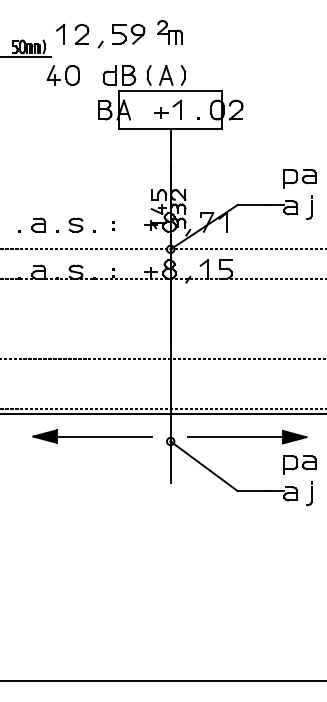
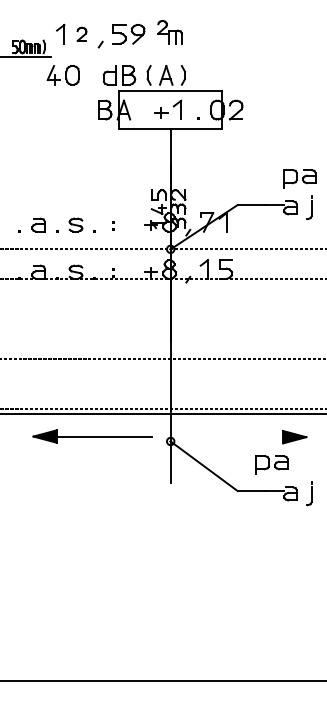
part size: 16x21 px -> 12x16 px (81, 33)
line: present -> none (235, 437)
part position: (299, 464) -> (271, 464) (271, 464)
